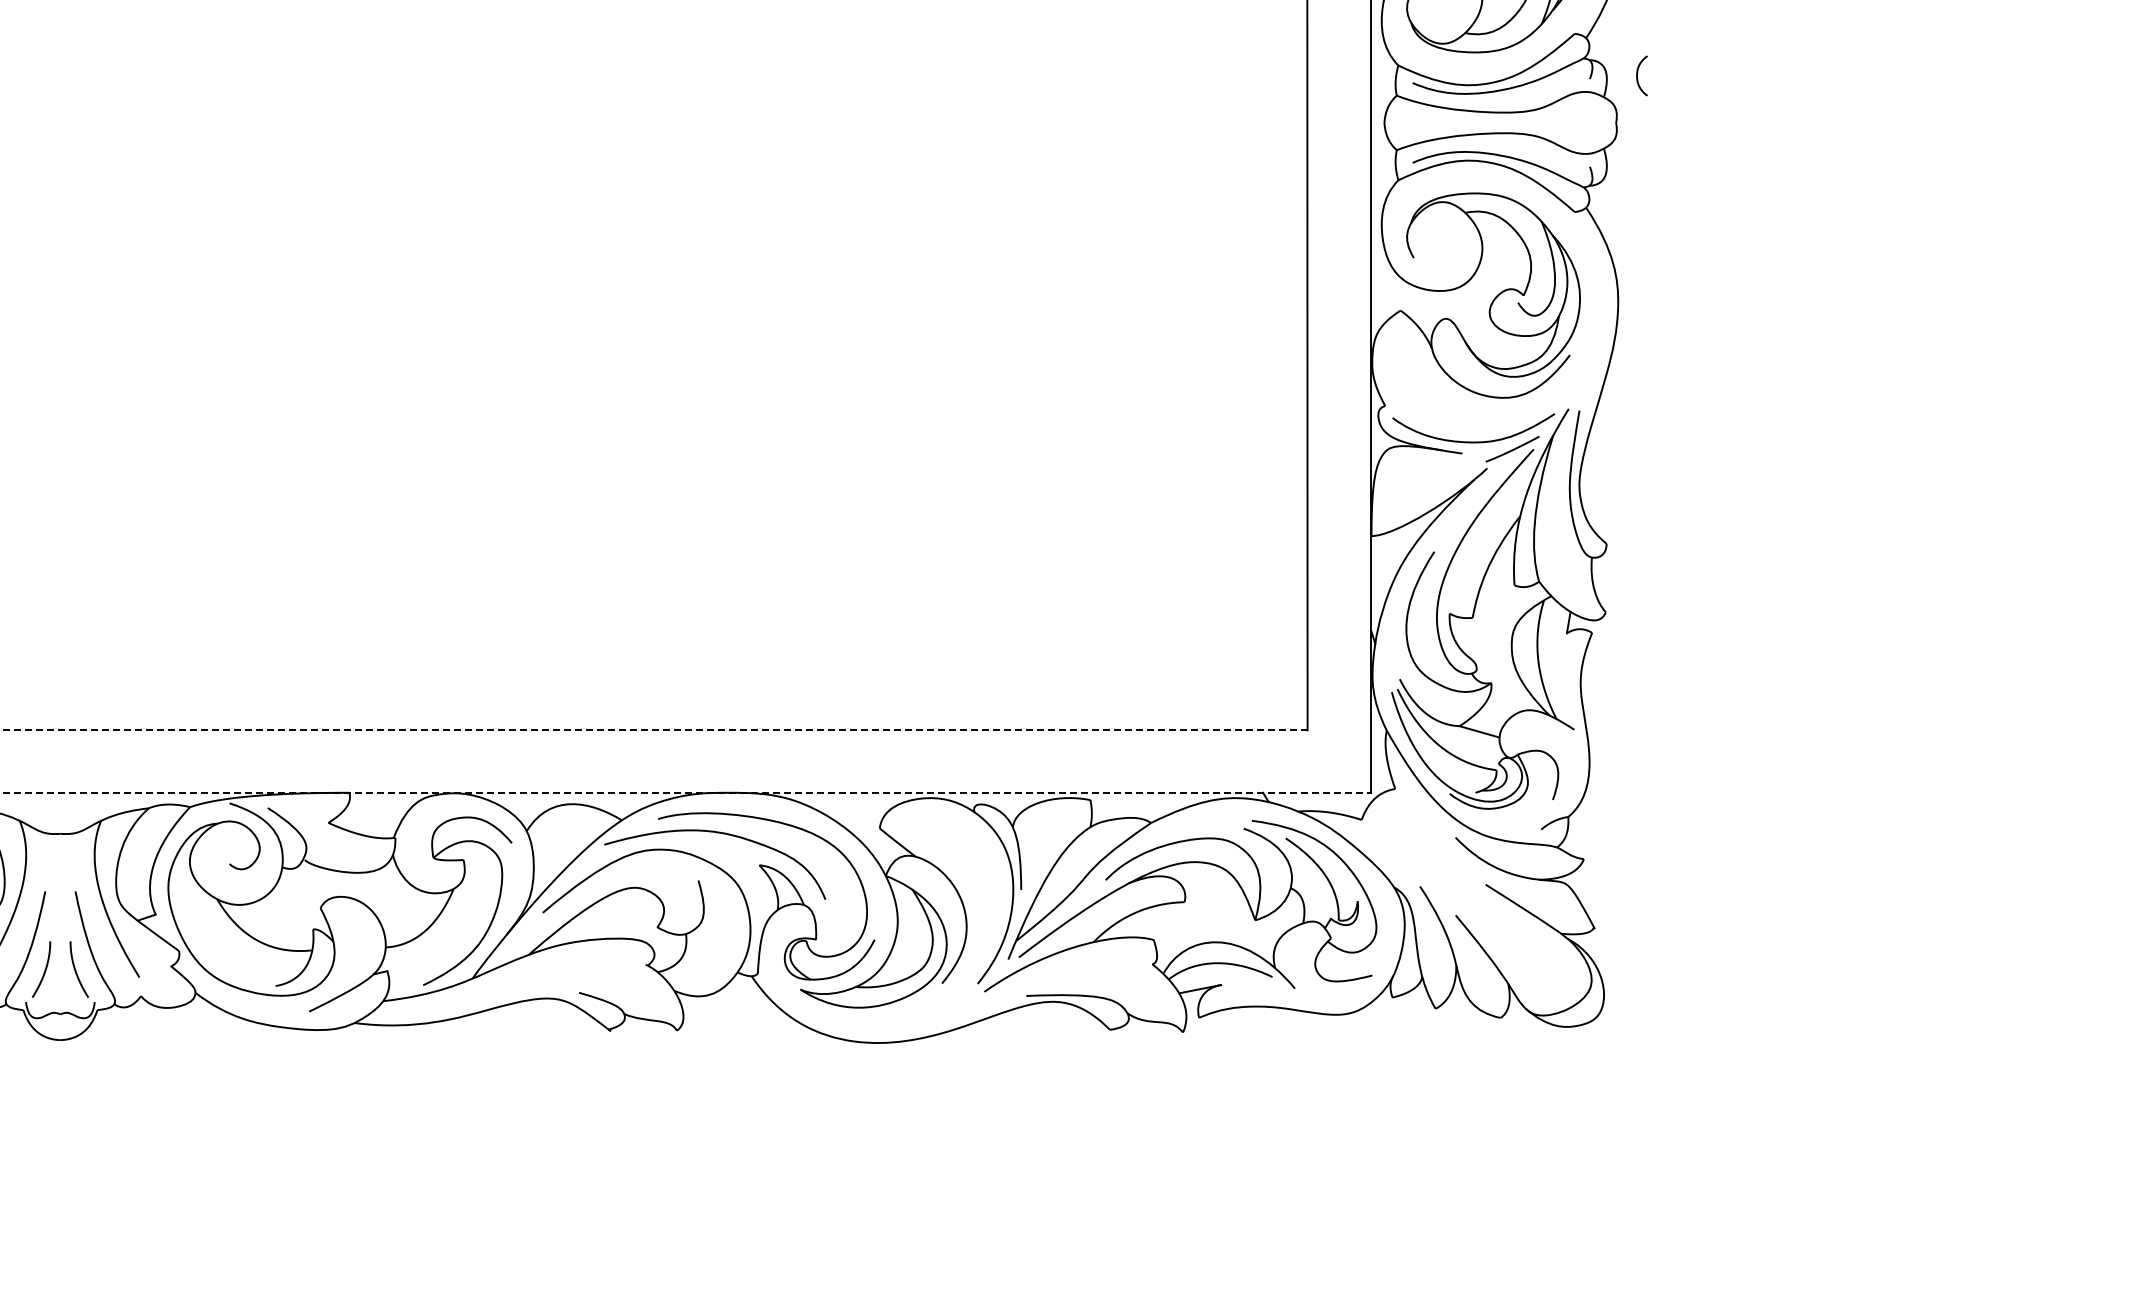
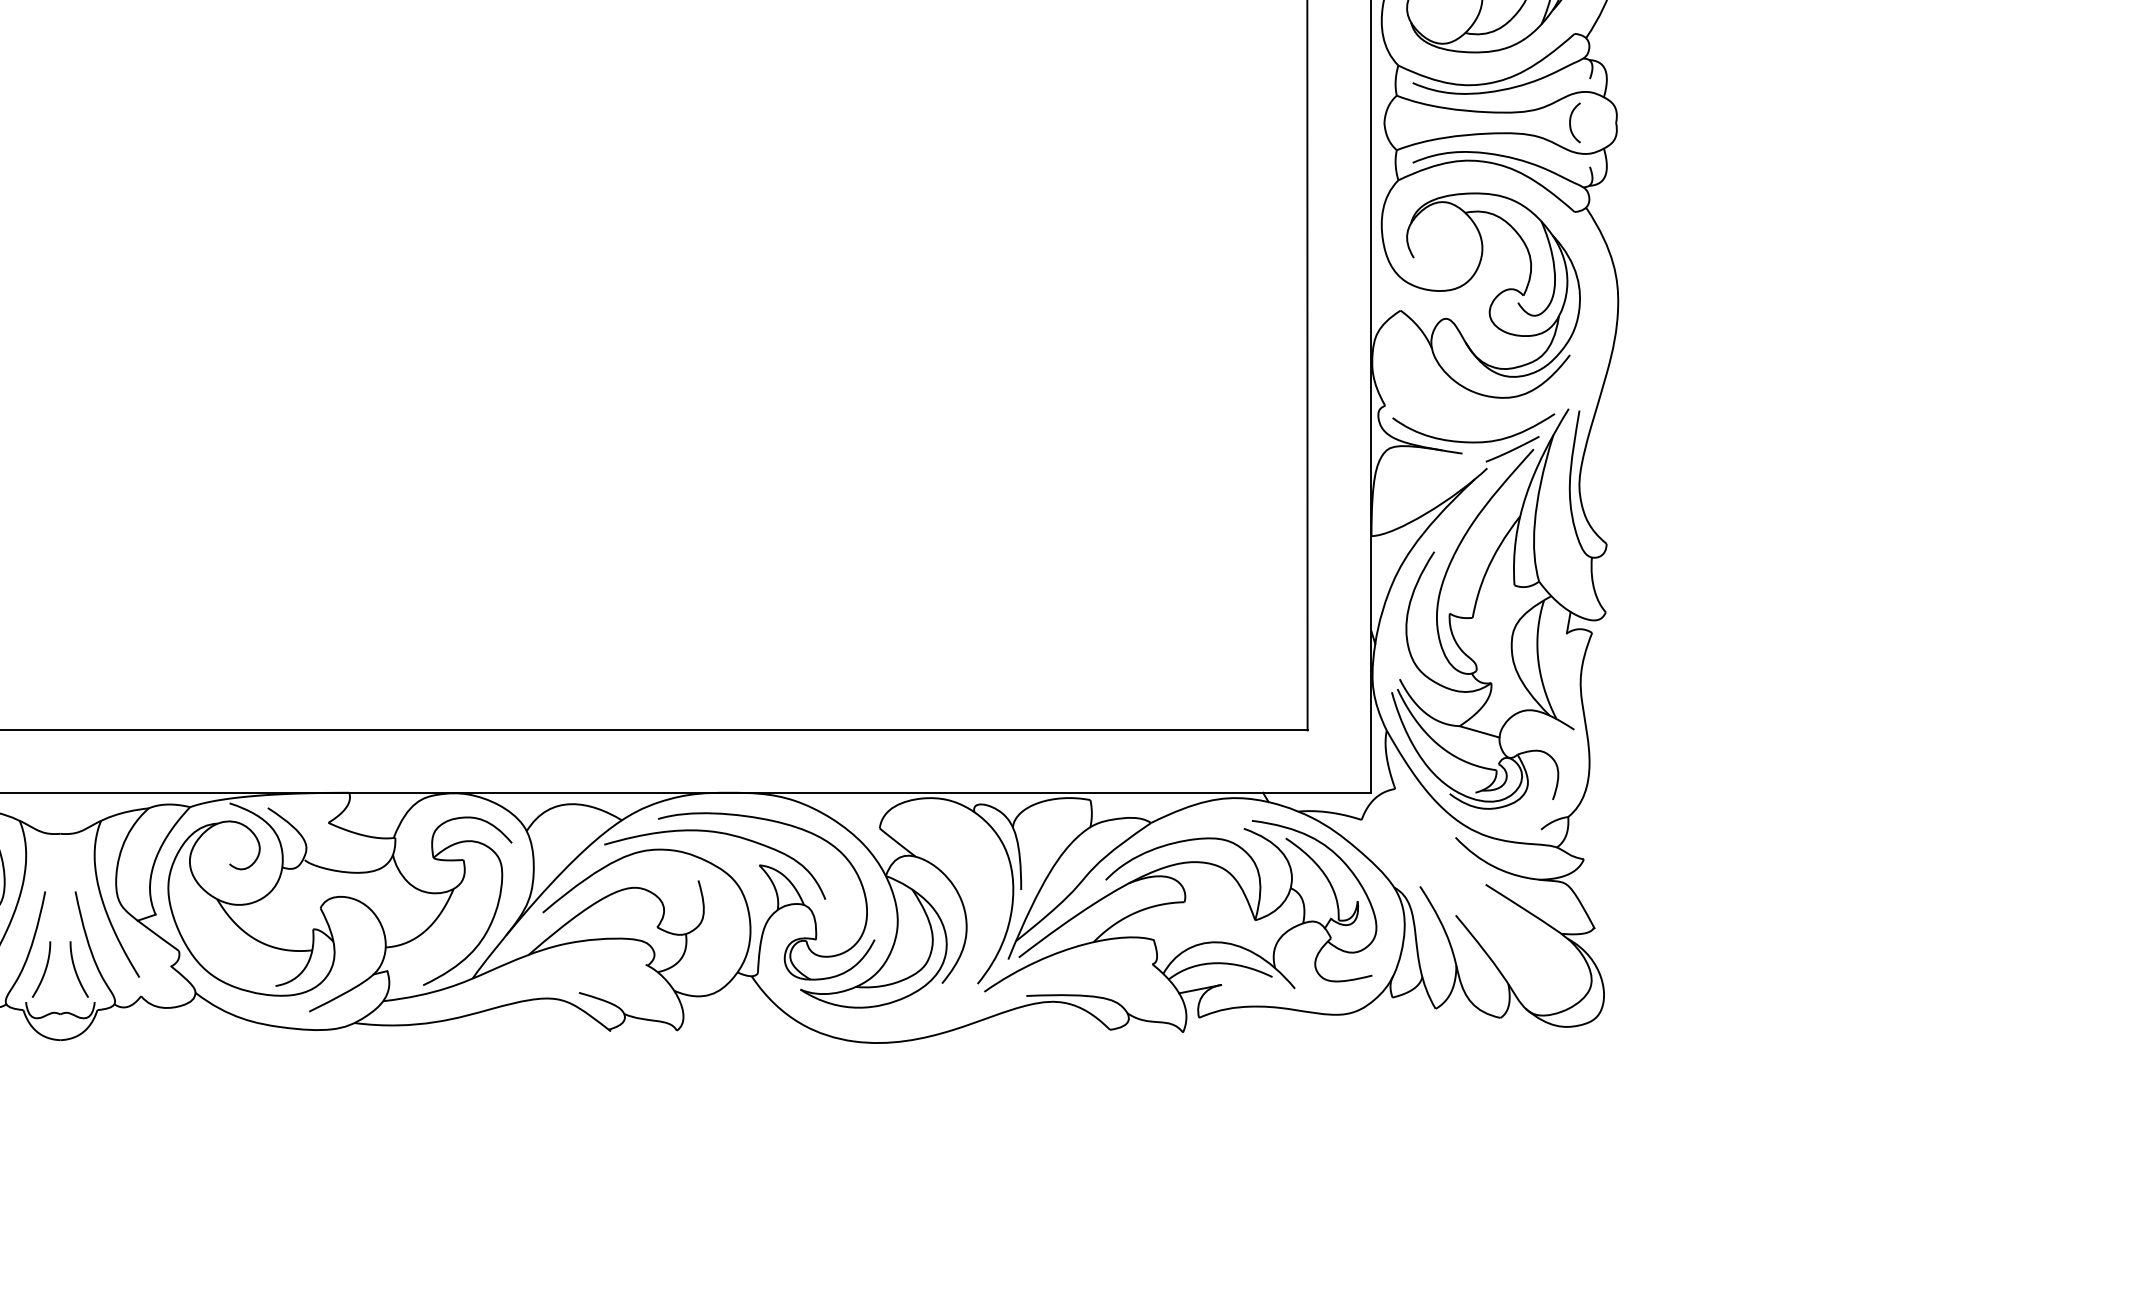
part position: (1641, 75) -> (1574, 122) (1574, 122)
line: dashed -> solid (653, 730)
line: dashed -> solid (686, 792)
